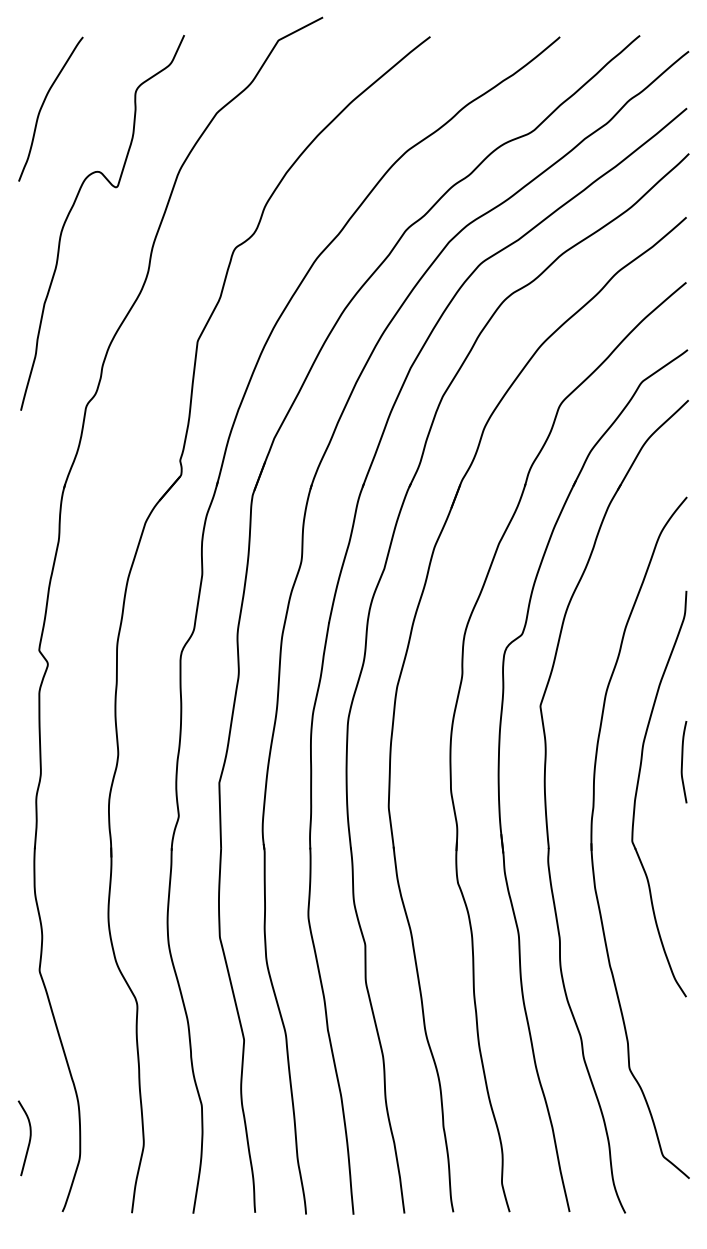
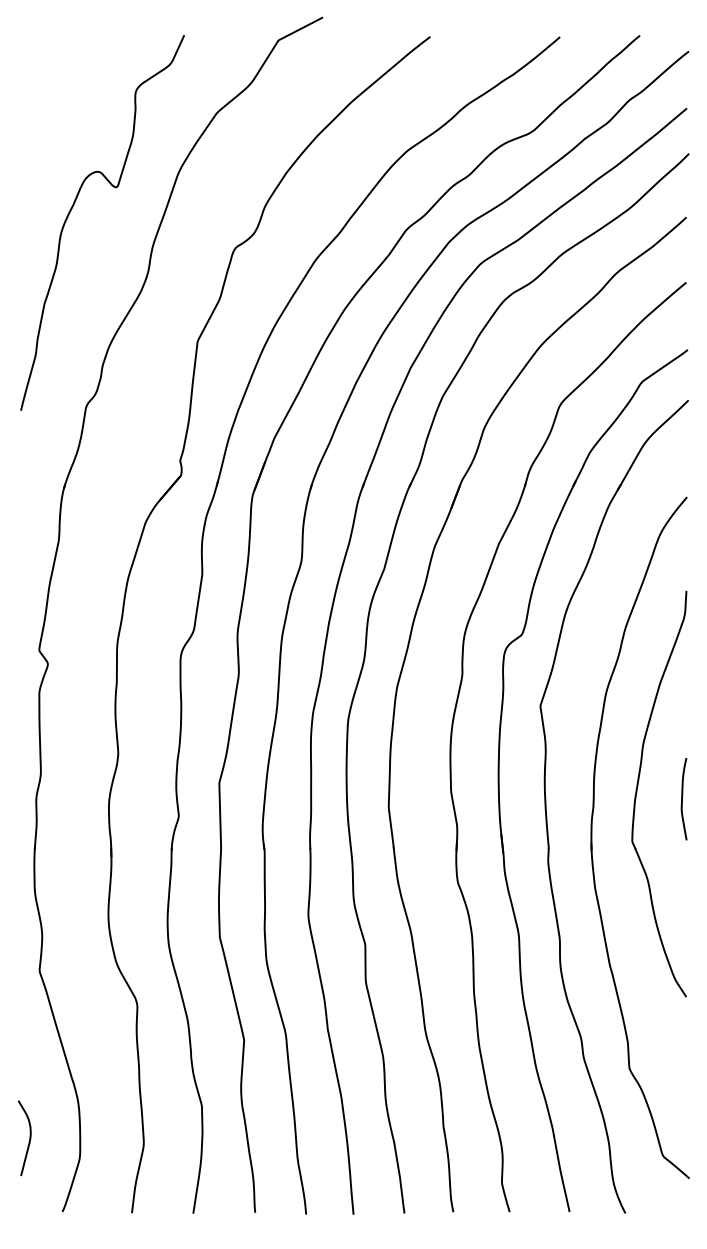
curve: present -> none (43, 105)
curve position: (682, 762) -> (682, 799) (682, 799)
